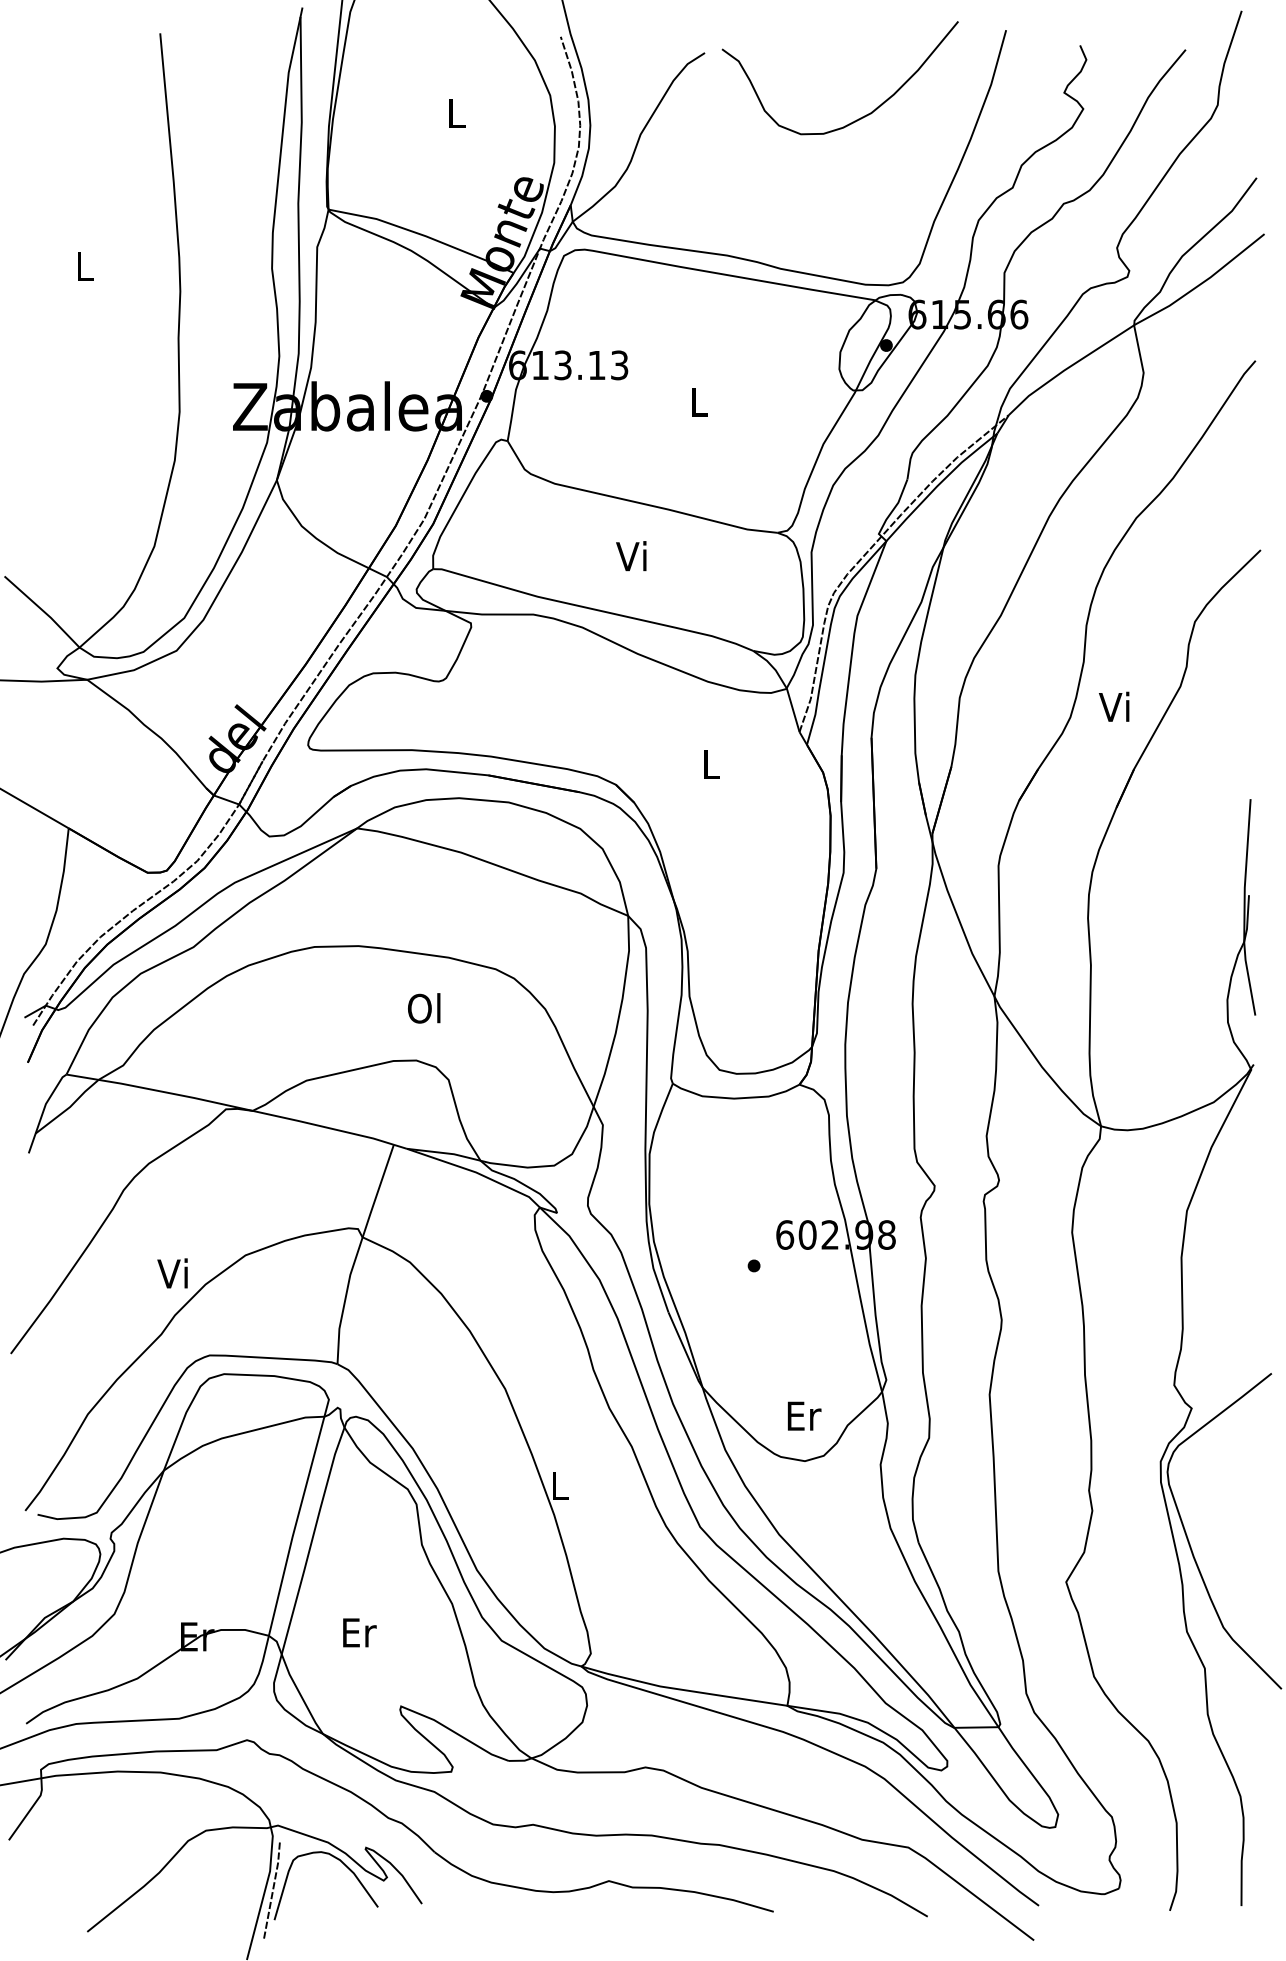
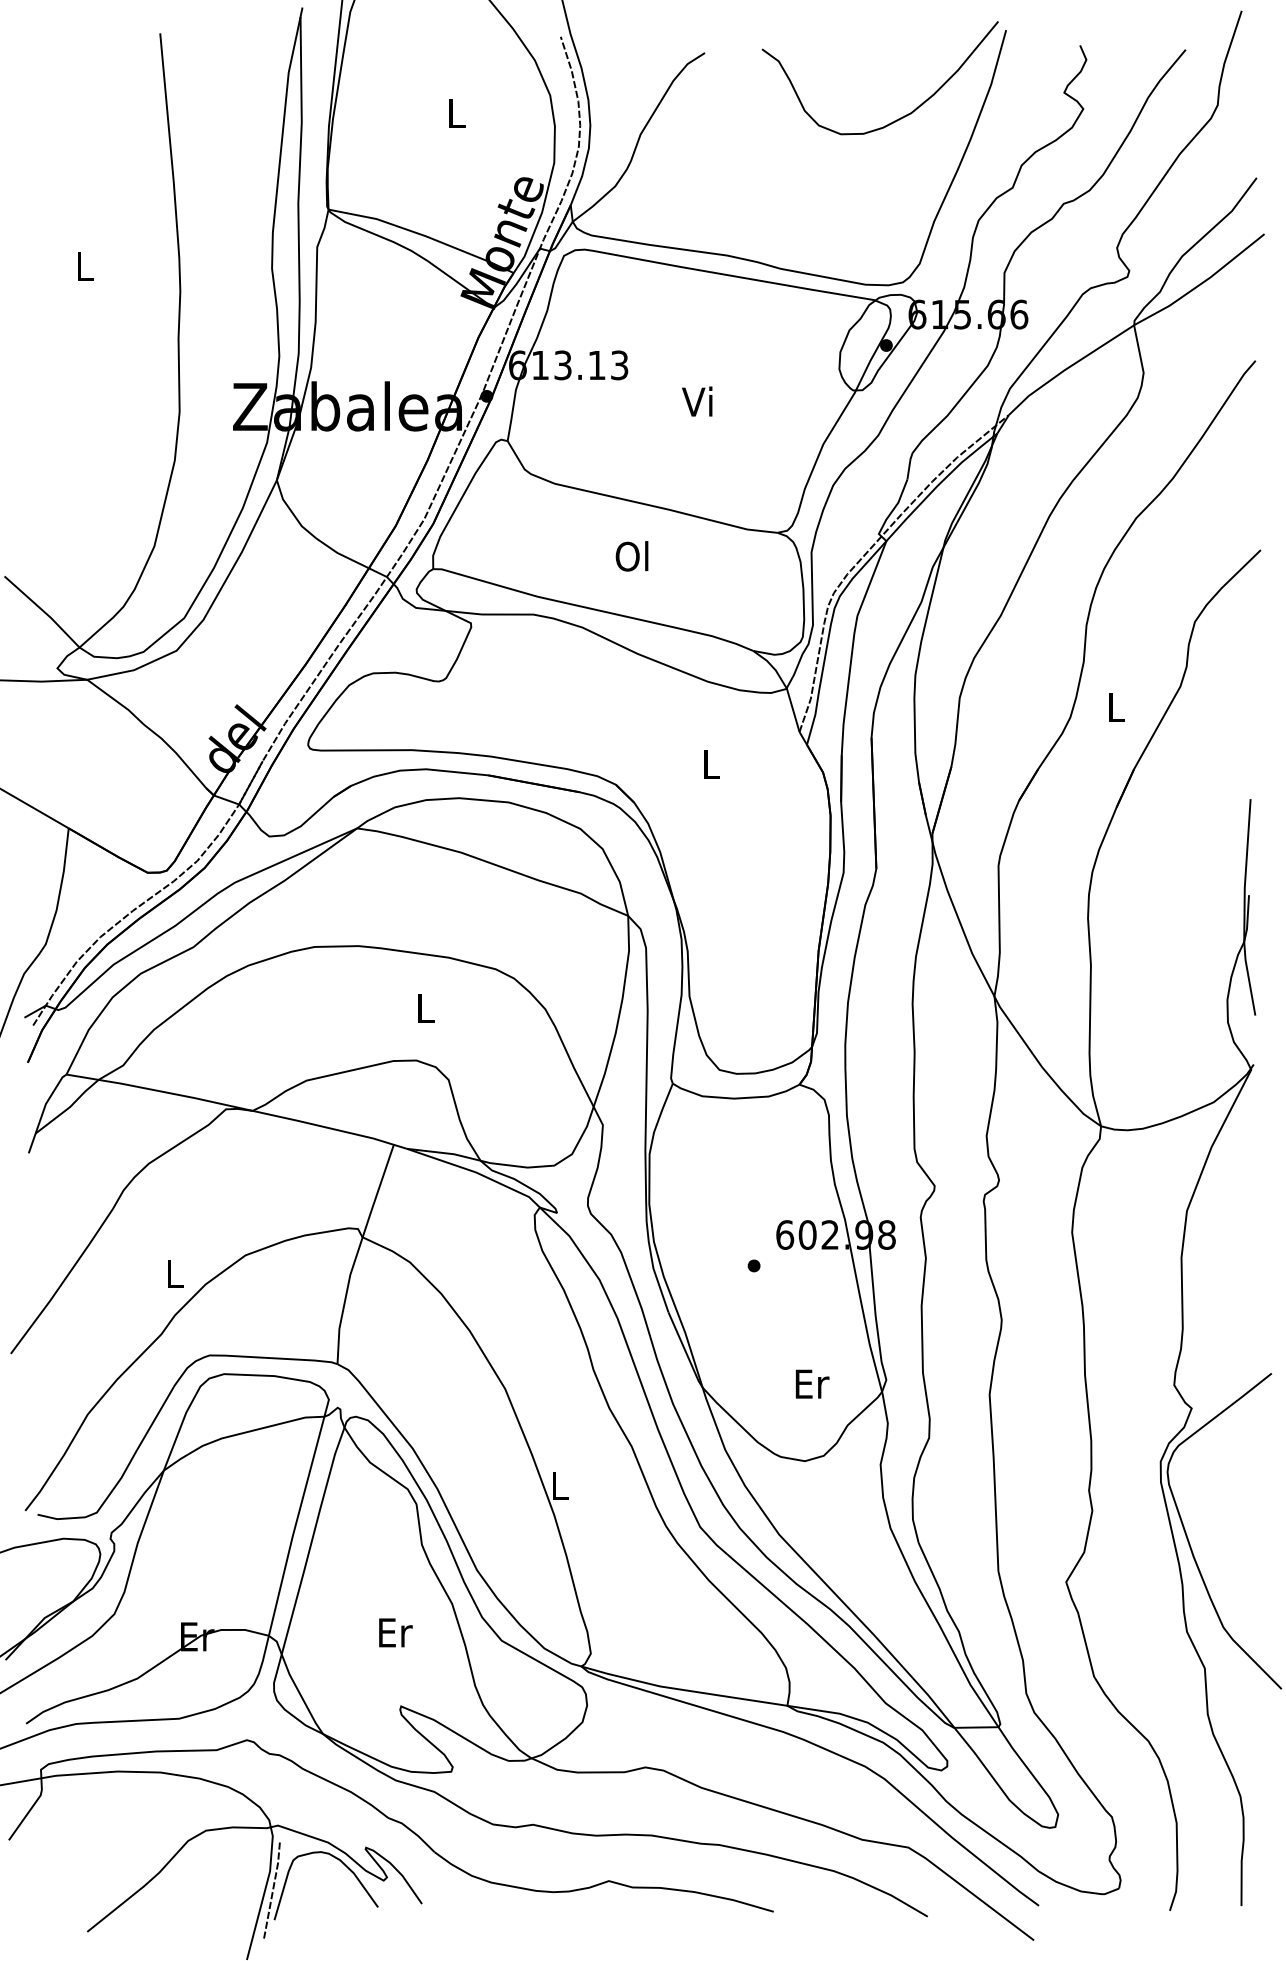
curve position: (858, 118) -> (898, 118) (898, 118)
text: L -> Vi (697, 401)
text: Vi -> Ol (631, 556)
text: Vi -> L (1113, 706)
text: Ol -> L (424, 1008)
text: Vi -> L (172, 1273)
text position: (804, 1415) -> (812, 1383) (812, 1383)
text position: (359, 1632) -> (395, 1632) (395, 1632)
